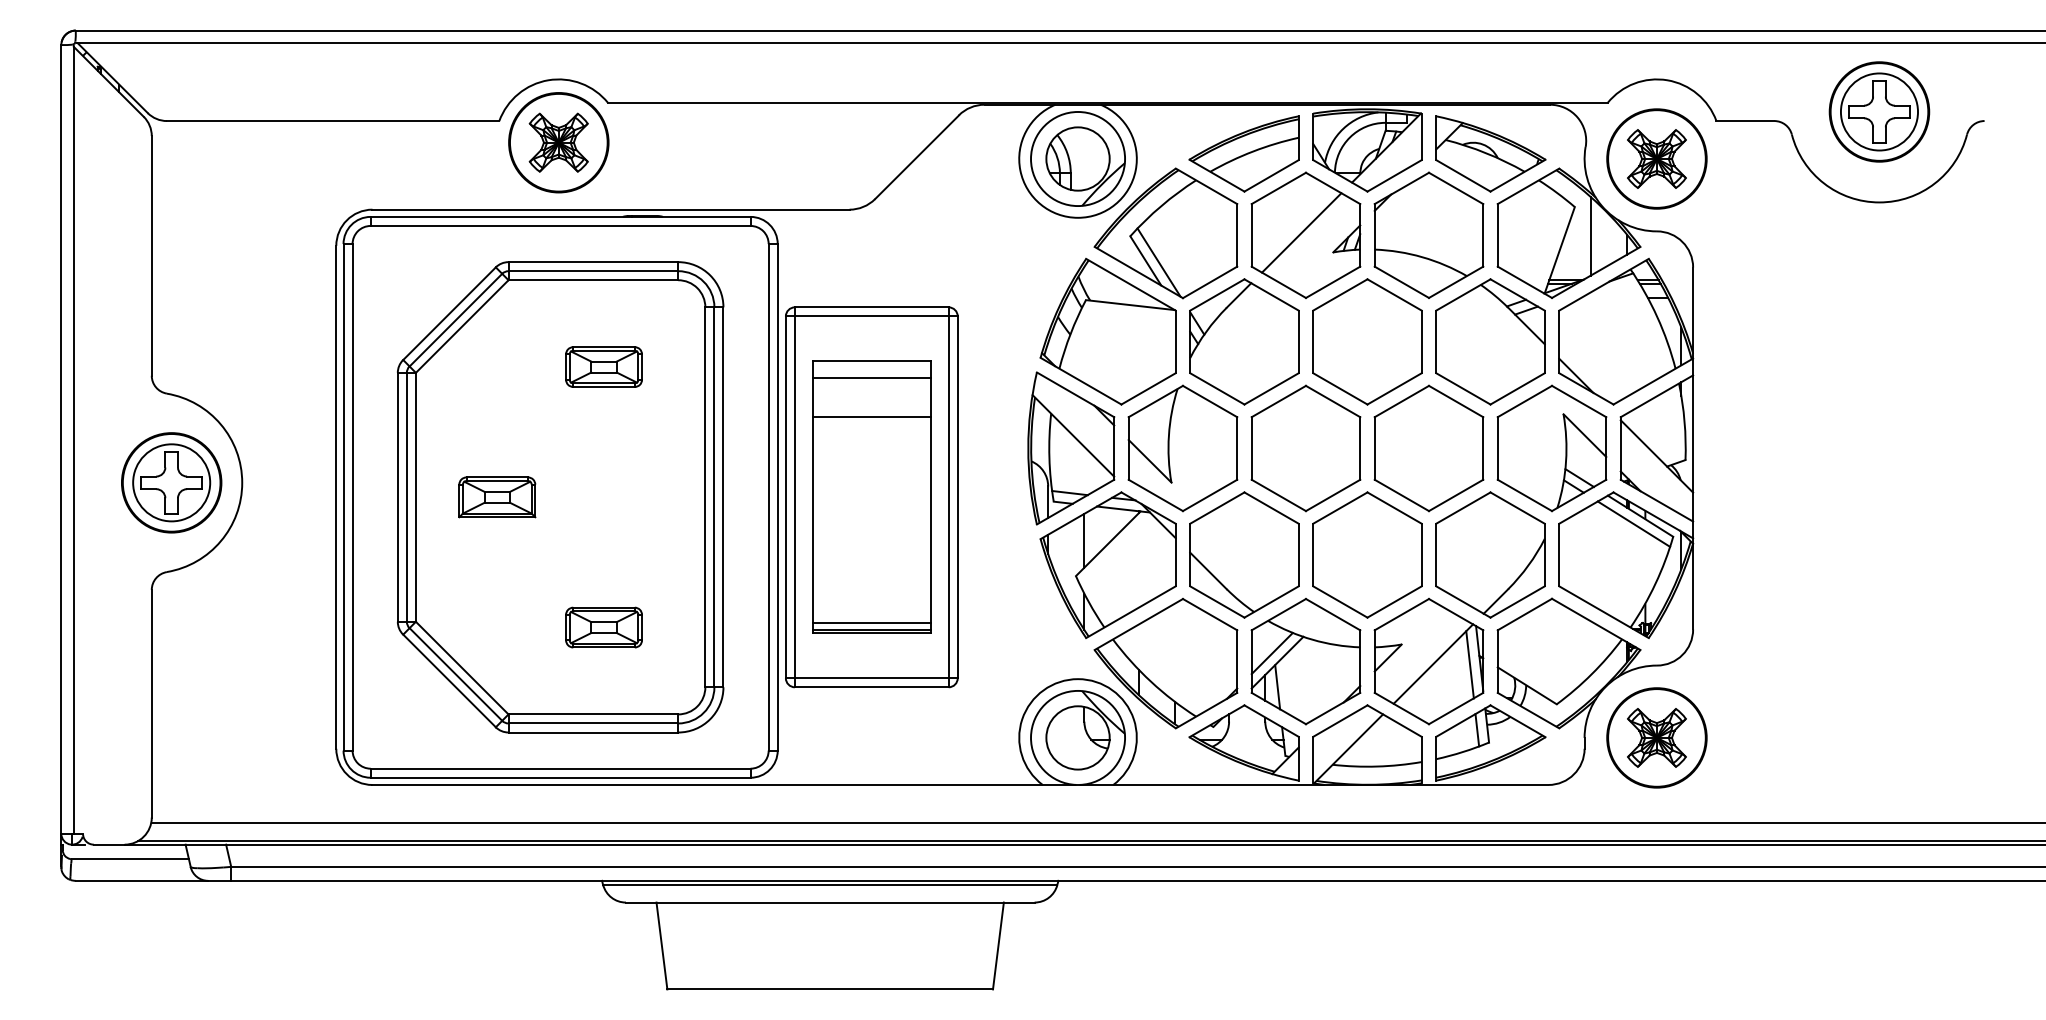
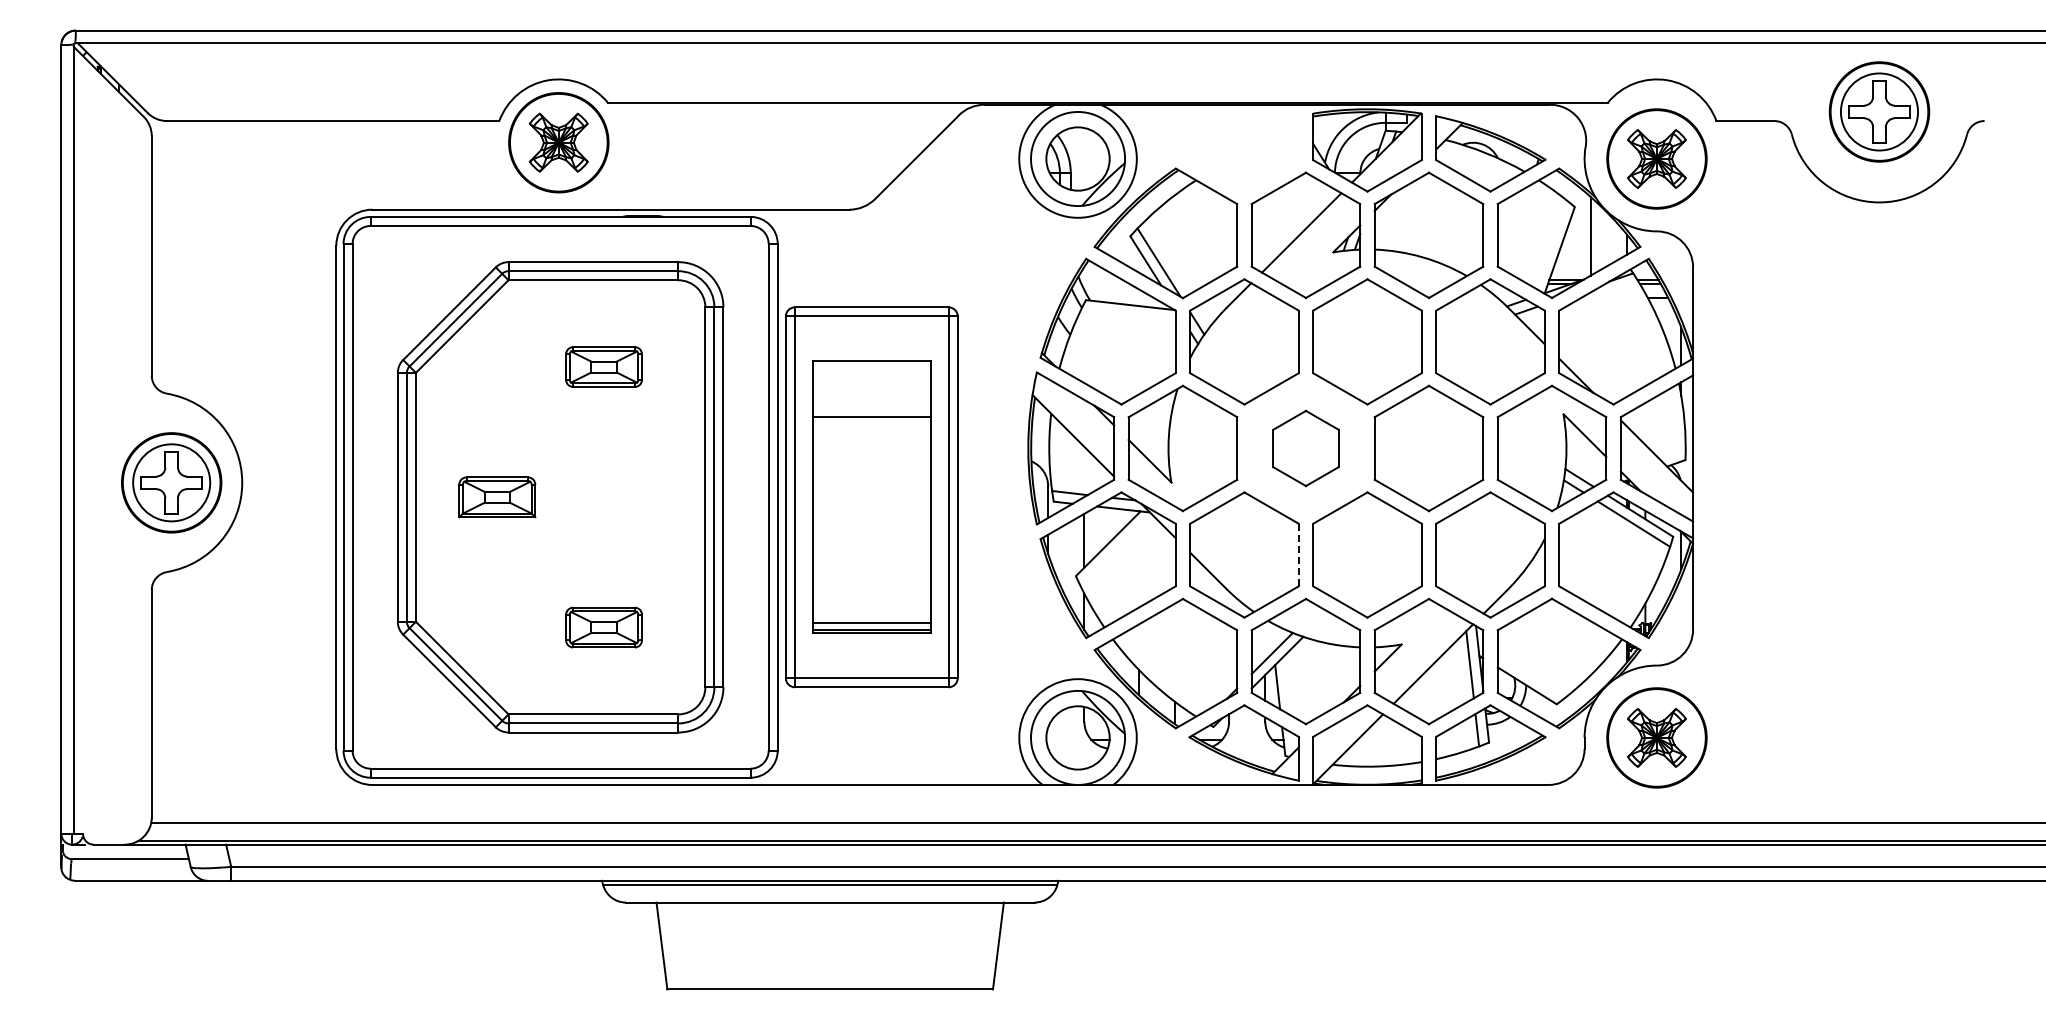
part: present -> none (1243, 153)
line: present -> none (871, 377)
part size: 112x129 px -> 68x79 px (1305, 448)
line: solid -> dashed (1298, 554)
